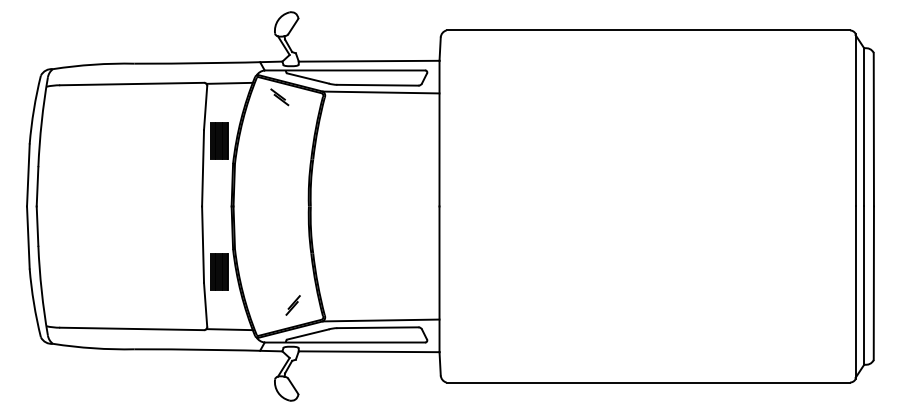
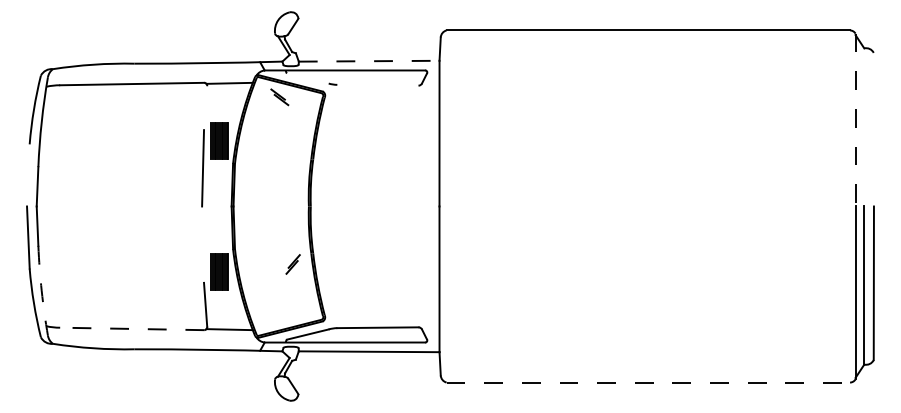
line: solid -> dashed (369, 61)
line: present -> none (307, 78)
line: present -> none (377, 84)
line: present -> none (380, 92)
line: present -> none (205, 108)
line: solid -> dashed (855, 120)
line: present -> none (864, 127)
line: present -> none (873, 129)
line: present -> none (28, 175)
line: present -> none (203, 244)
arc: solid -> dashed (41, 290)
part position: (292, 305) -> (292, 264) (292, 264)
line: present -> none (380, 320)
line: solid -> dashed (131, 328)
line: solid -> dashed (648, 382)
